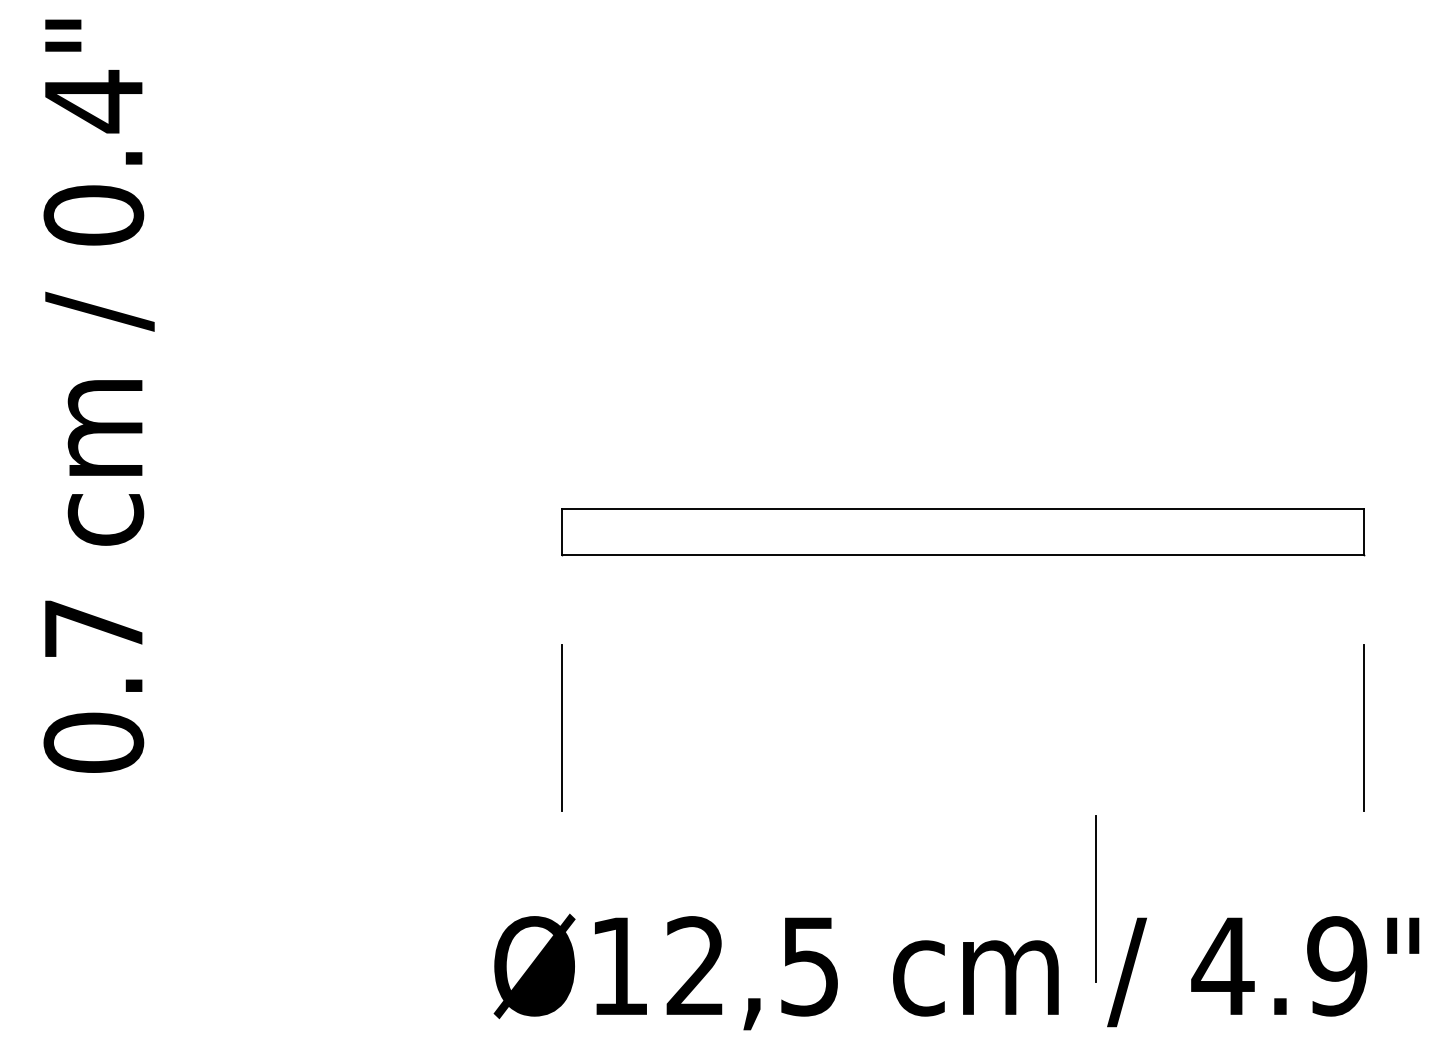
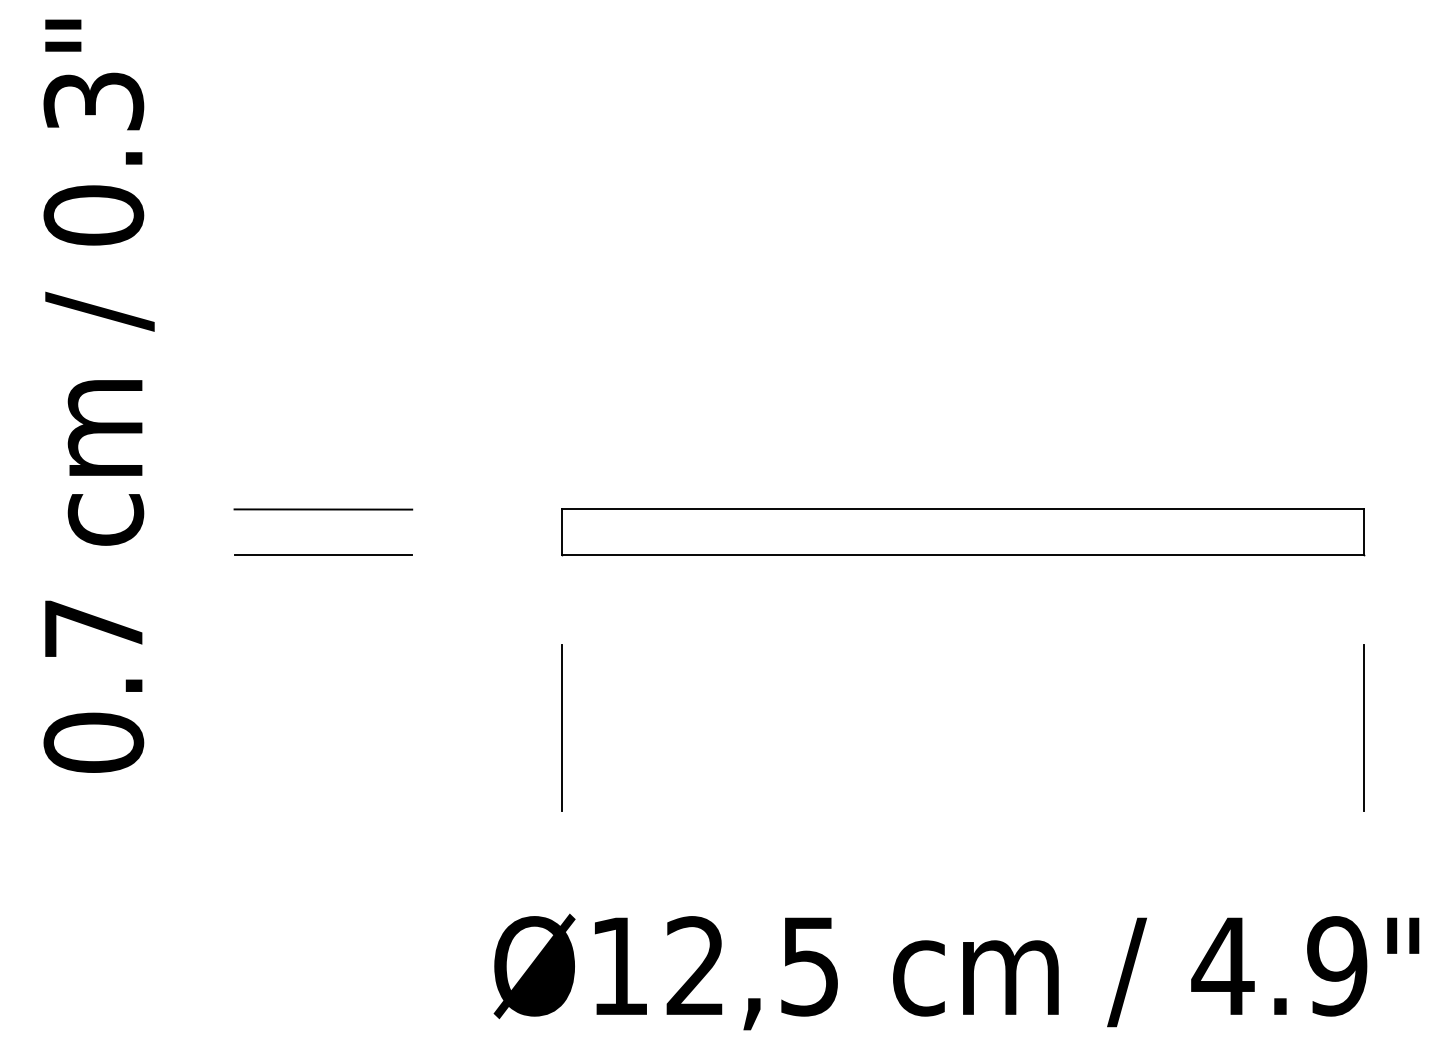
text: 0.4" -> 0.3" (93, 101)
line: none -> present (323, 509)
line: none -> present (323, 554)
line: present -> none (1095, 898)
